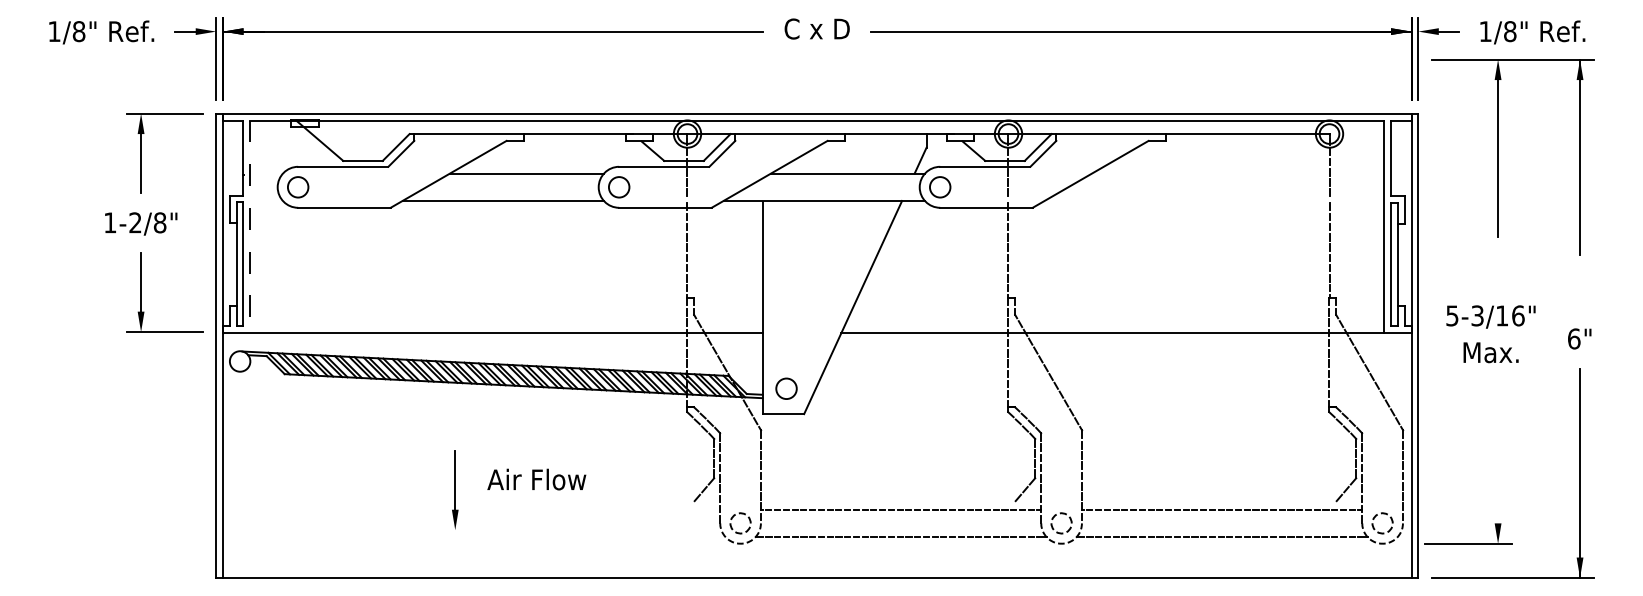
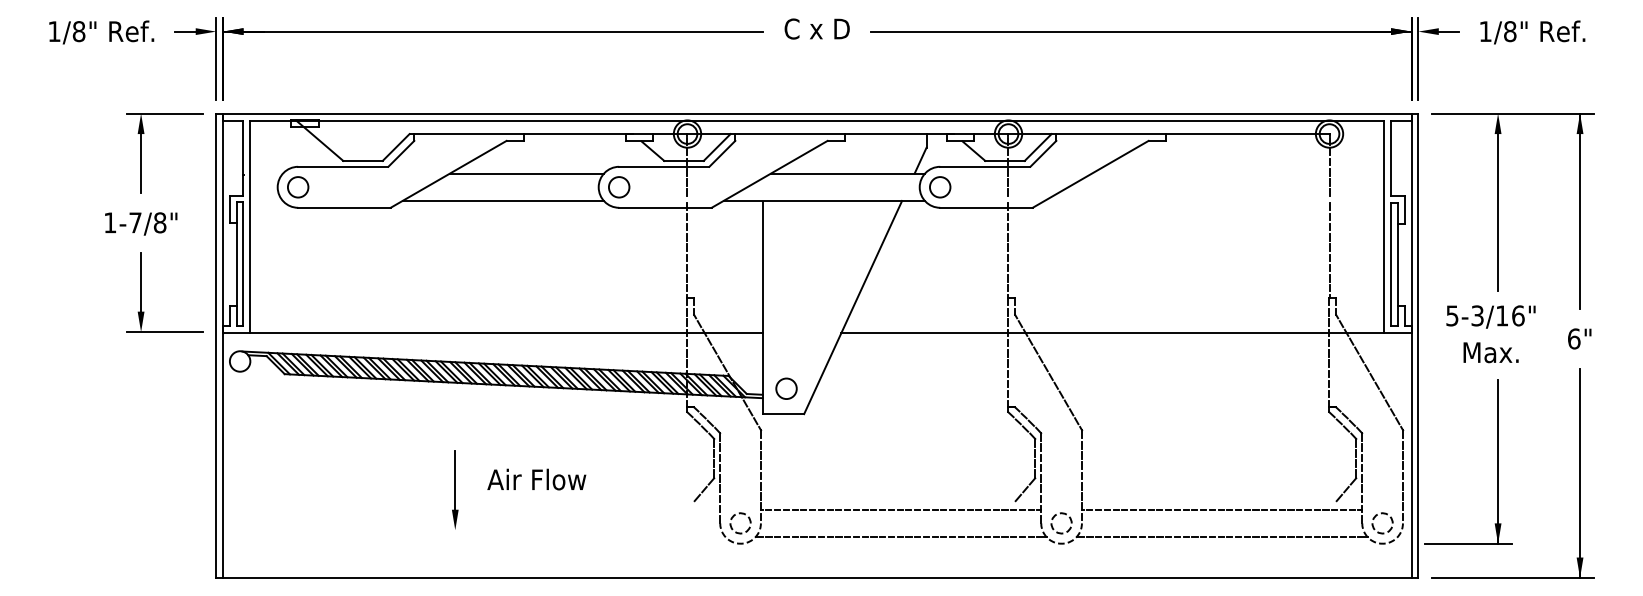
part position: (1498, 157) -> (1498, 211) (1498, 211)
text: 1-2/8" -> 1-7/8" (135, 222)
line: dashed -> solid (250, 227)
line: none -> present (1498, 461)
